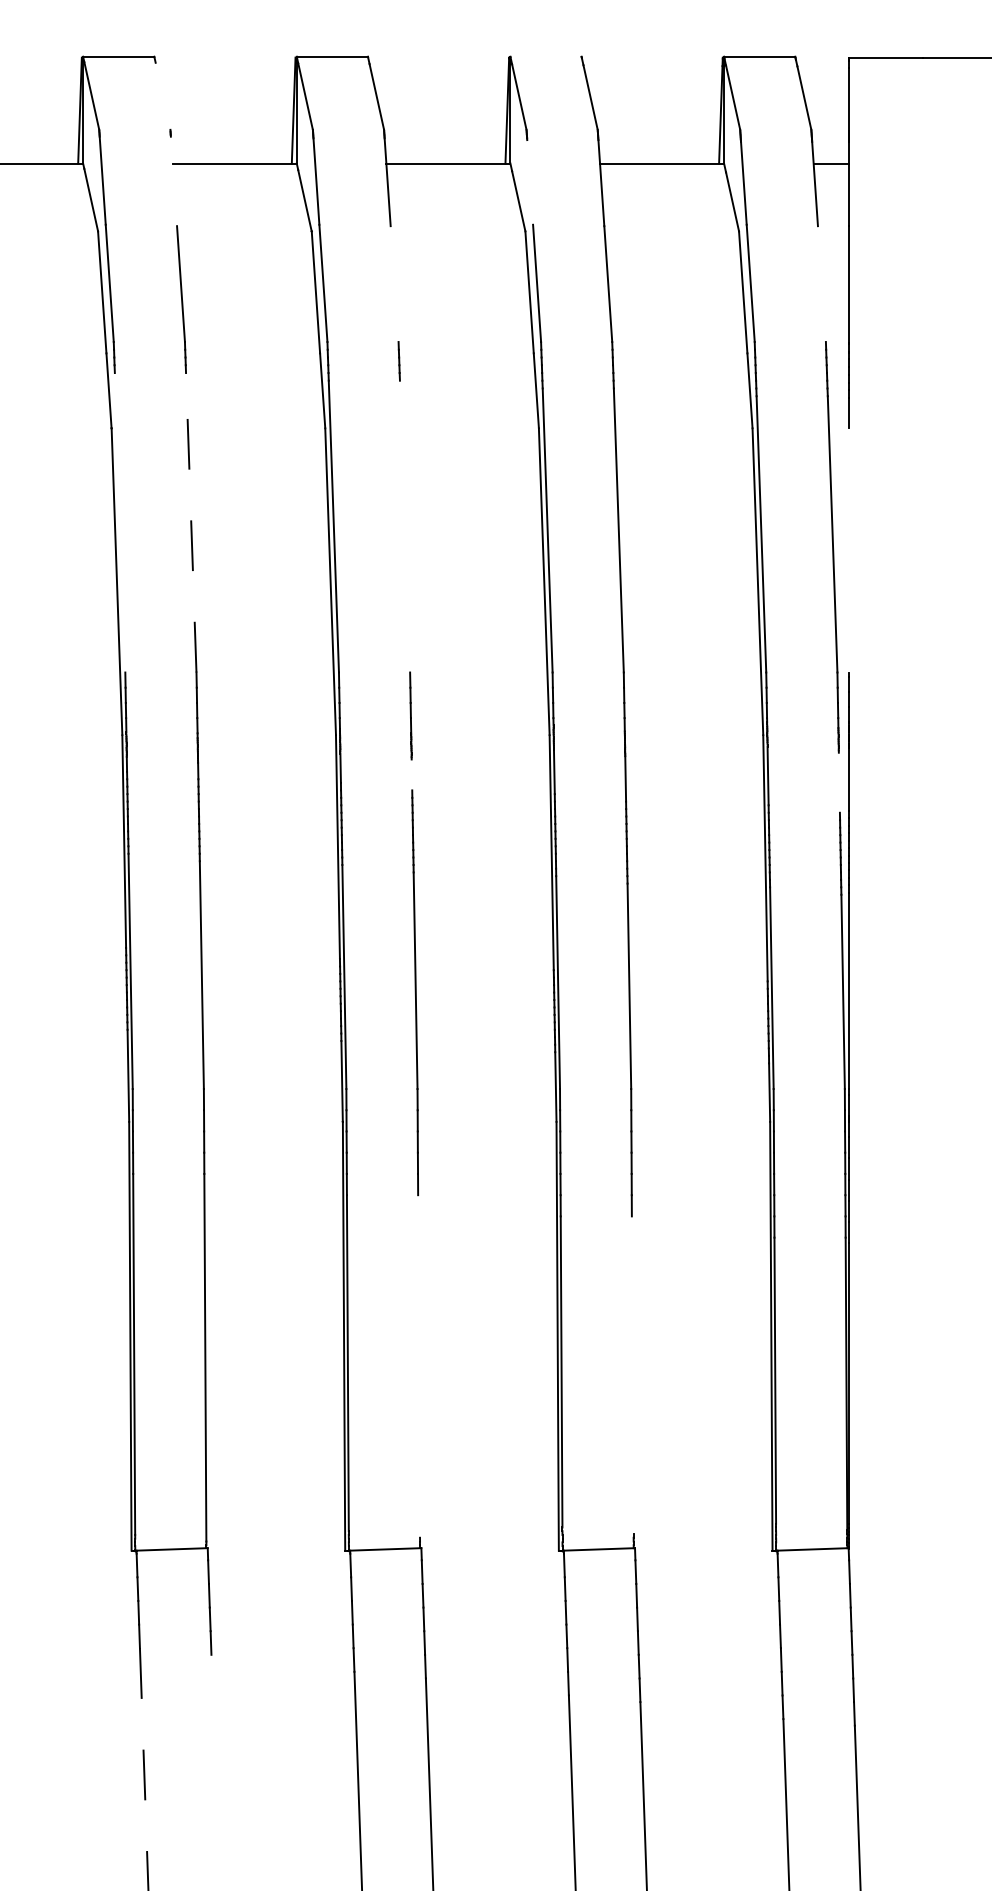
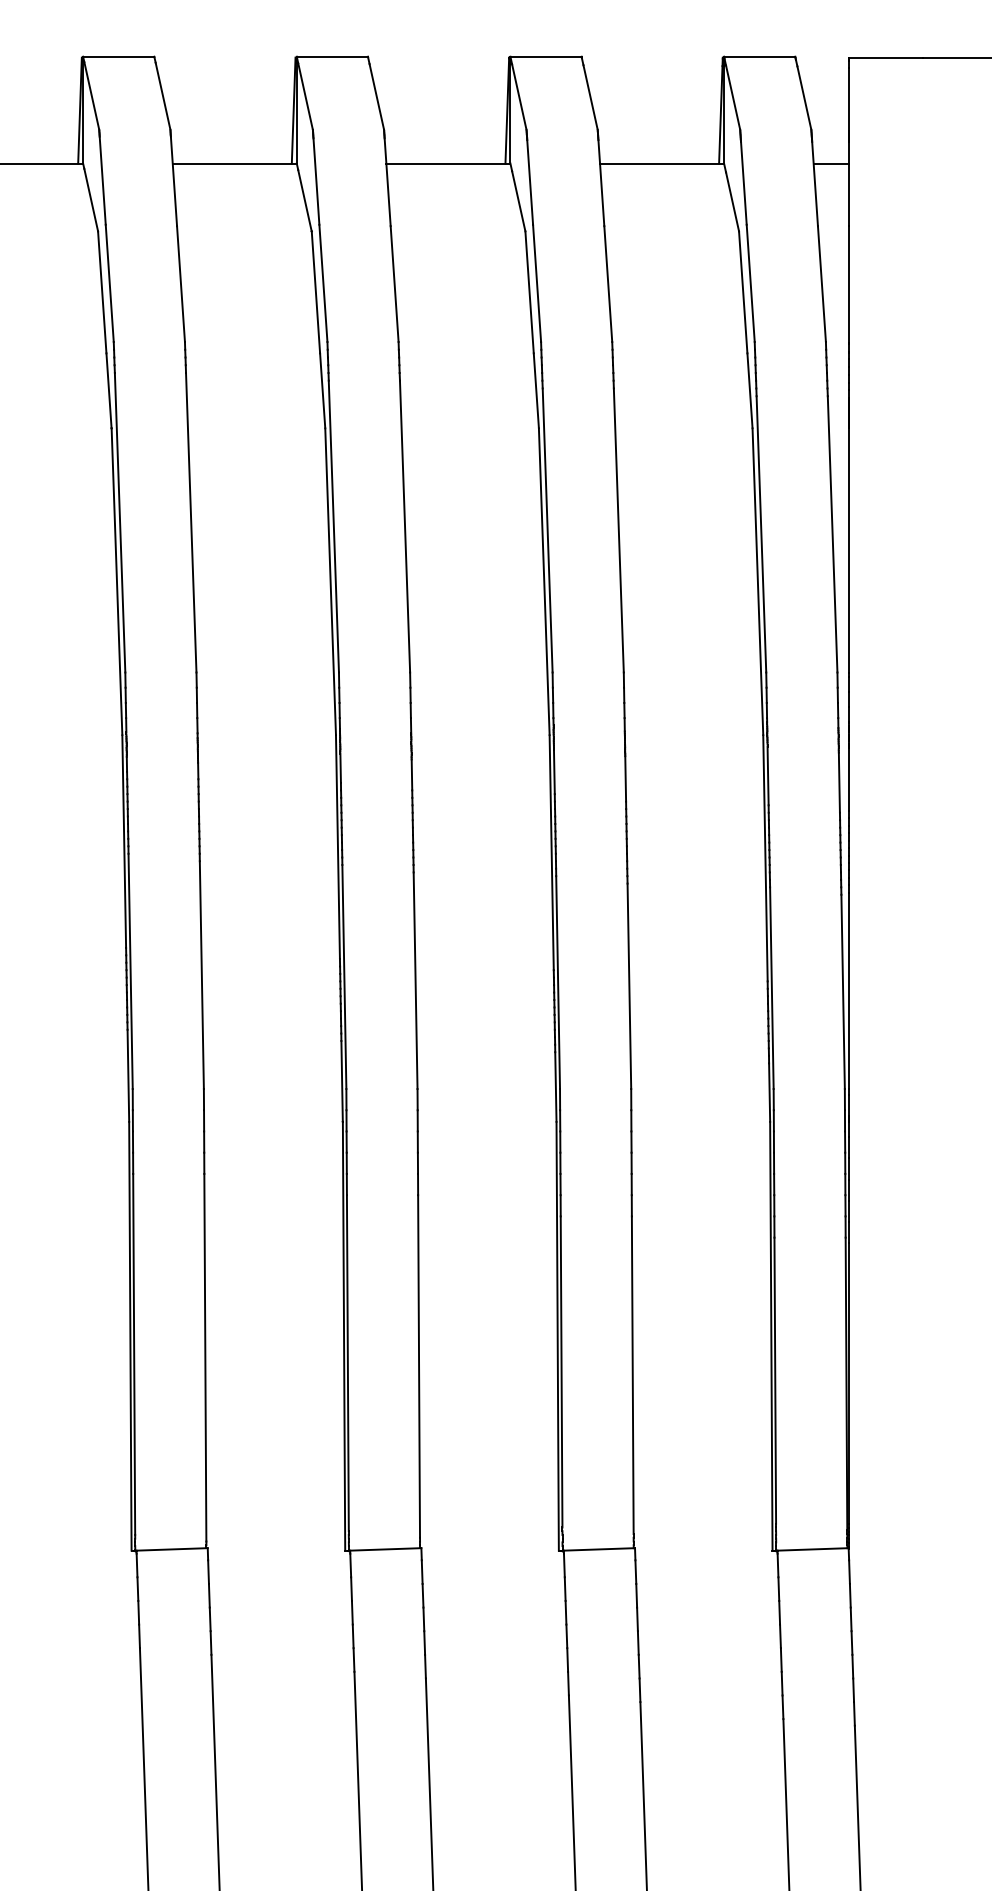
line: none -> present (545, 56)
line: none -> present (162, 95)
line: none -> present (173, 181)
line: none -> present (530, 182)
line: none -> present (394, 284)
line: none -> present (821, 284)
line: none -> present (119, 522)
line: dashed -> solid (191, 522)
line: none -> present (404, 526)
line: none -> present (848, 535)
line: none -> present (411, 774)
line: none -> present (838, 782)
line: none -> present (419, 1366)
line: none -> present (632, 1375)
line: dashed -> solid (144, 1769)
line: none -> present (215, 1770)
